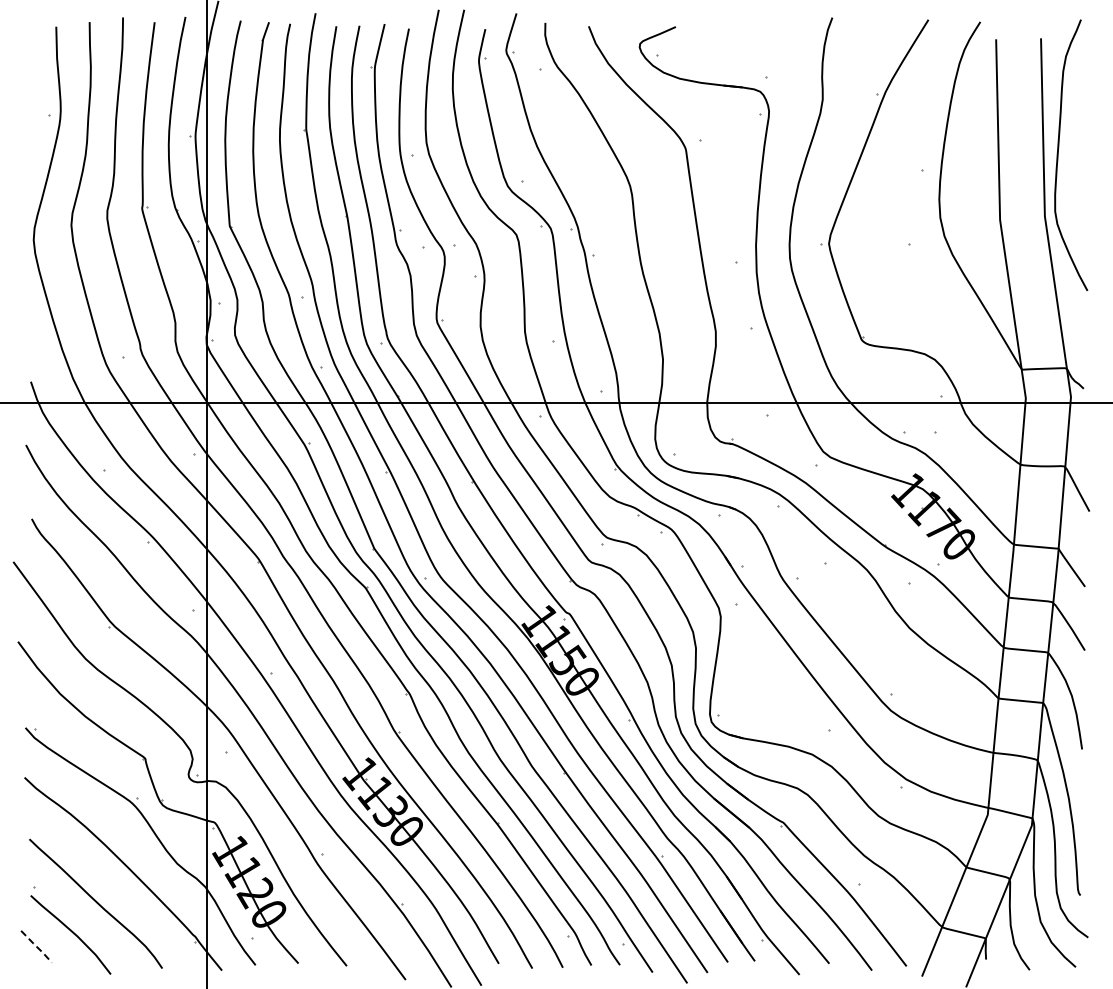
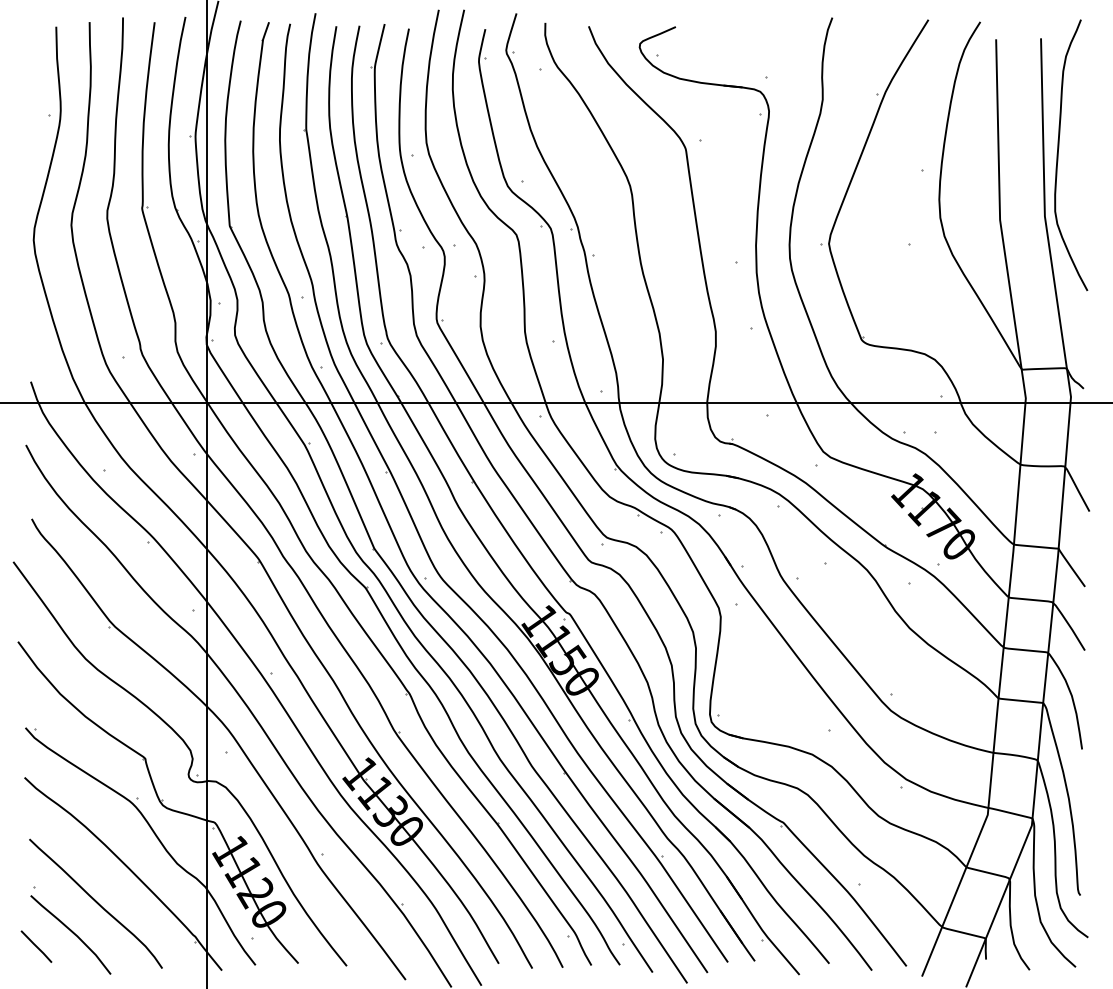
line: dashed -> solid (36, 946)
